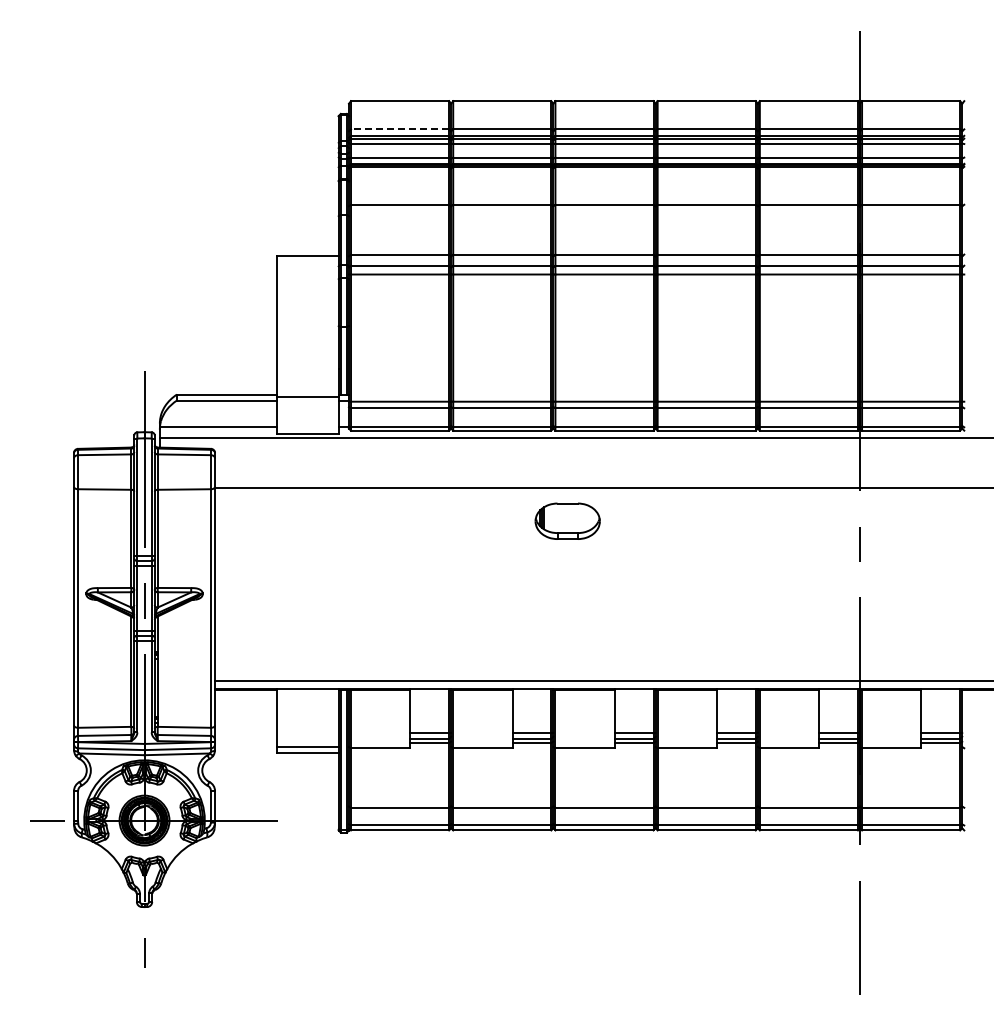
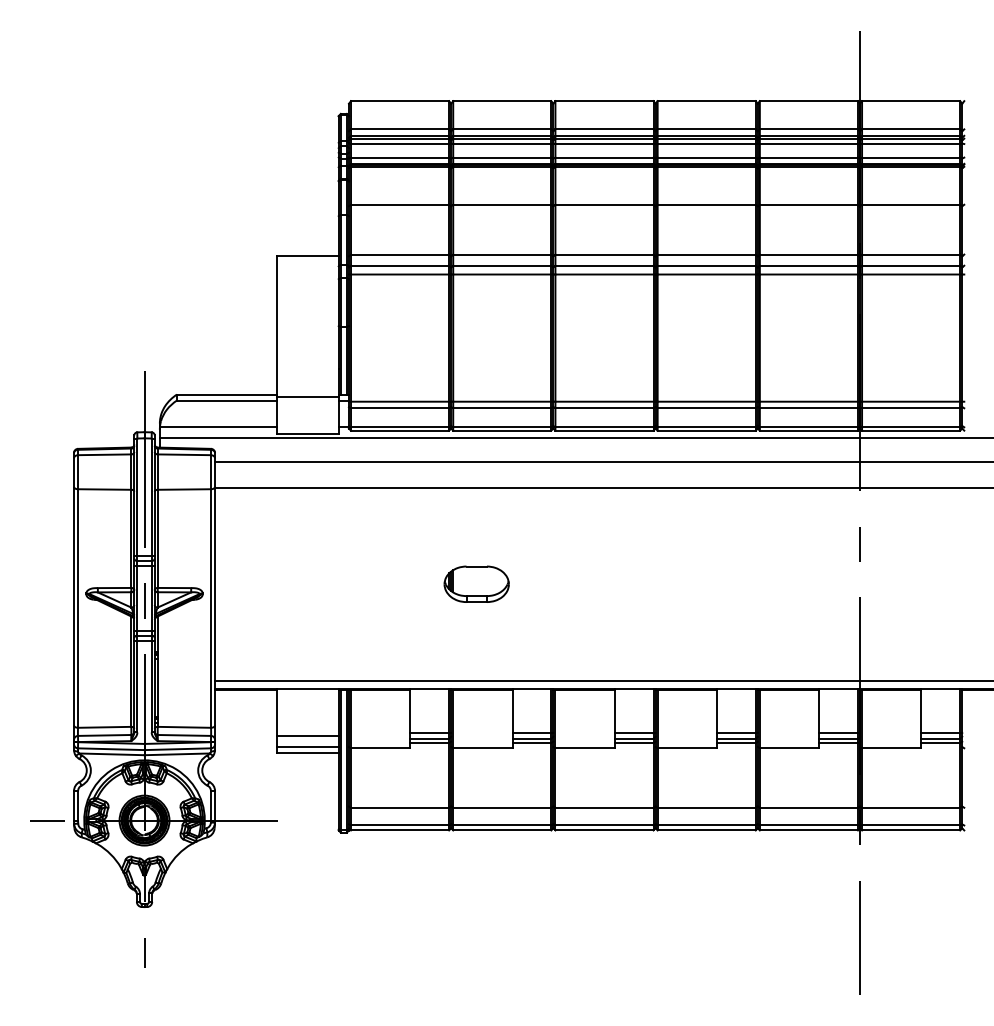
line: dashed -> solid (399, 129)
line: none -> present (602, 461)
part position: (567, 520) -> (476, 583) (476, 583)
line: none -> present (307, 736)
